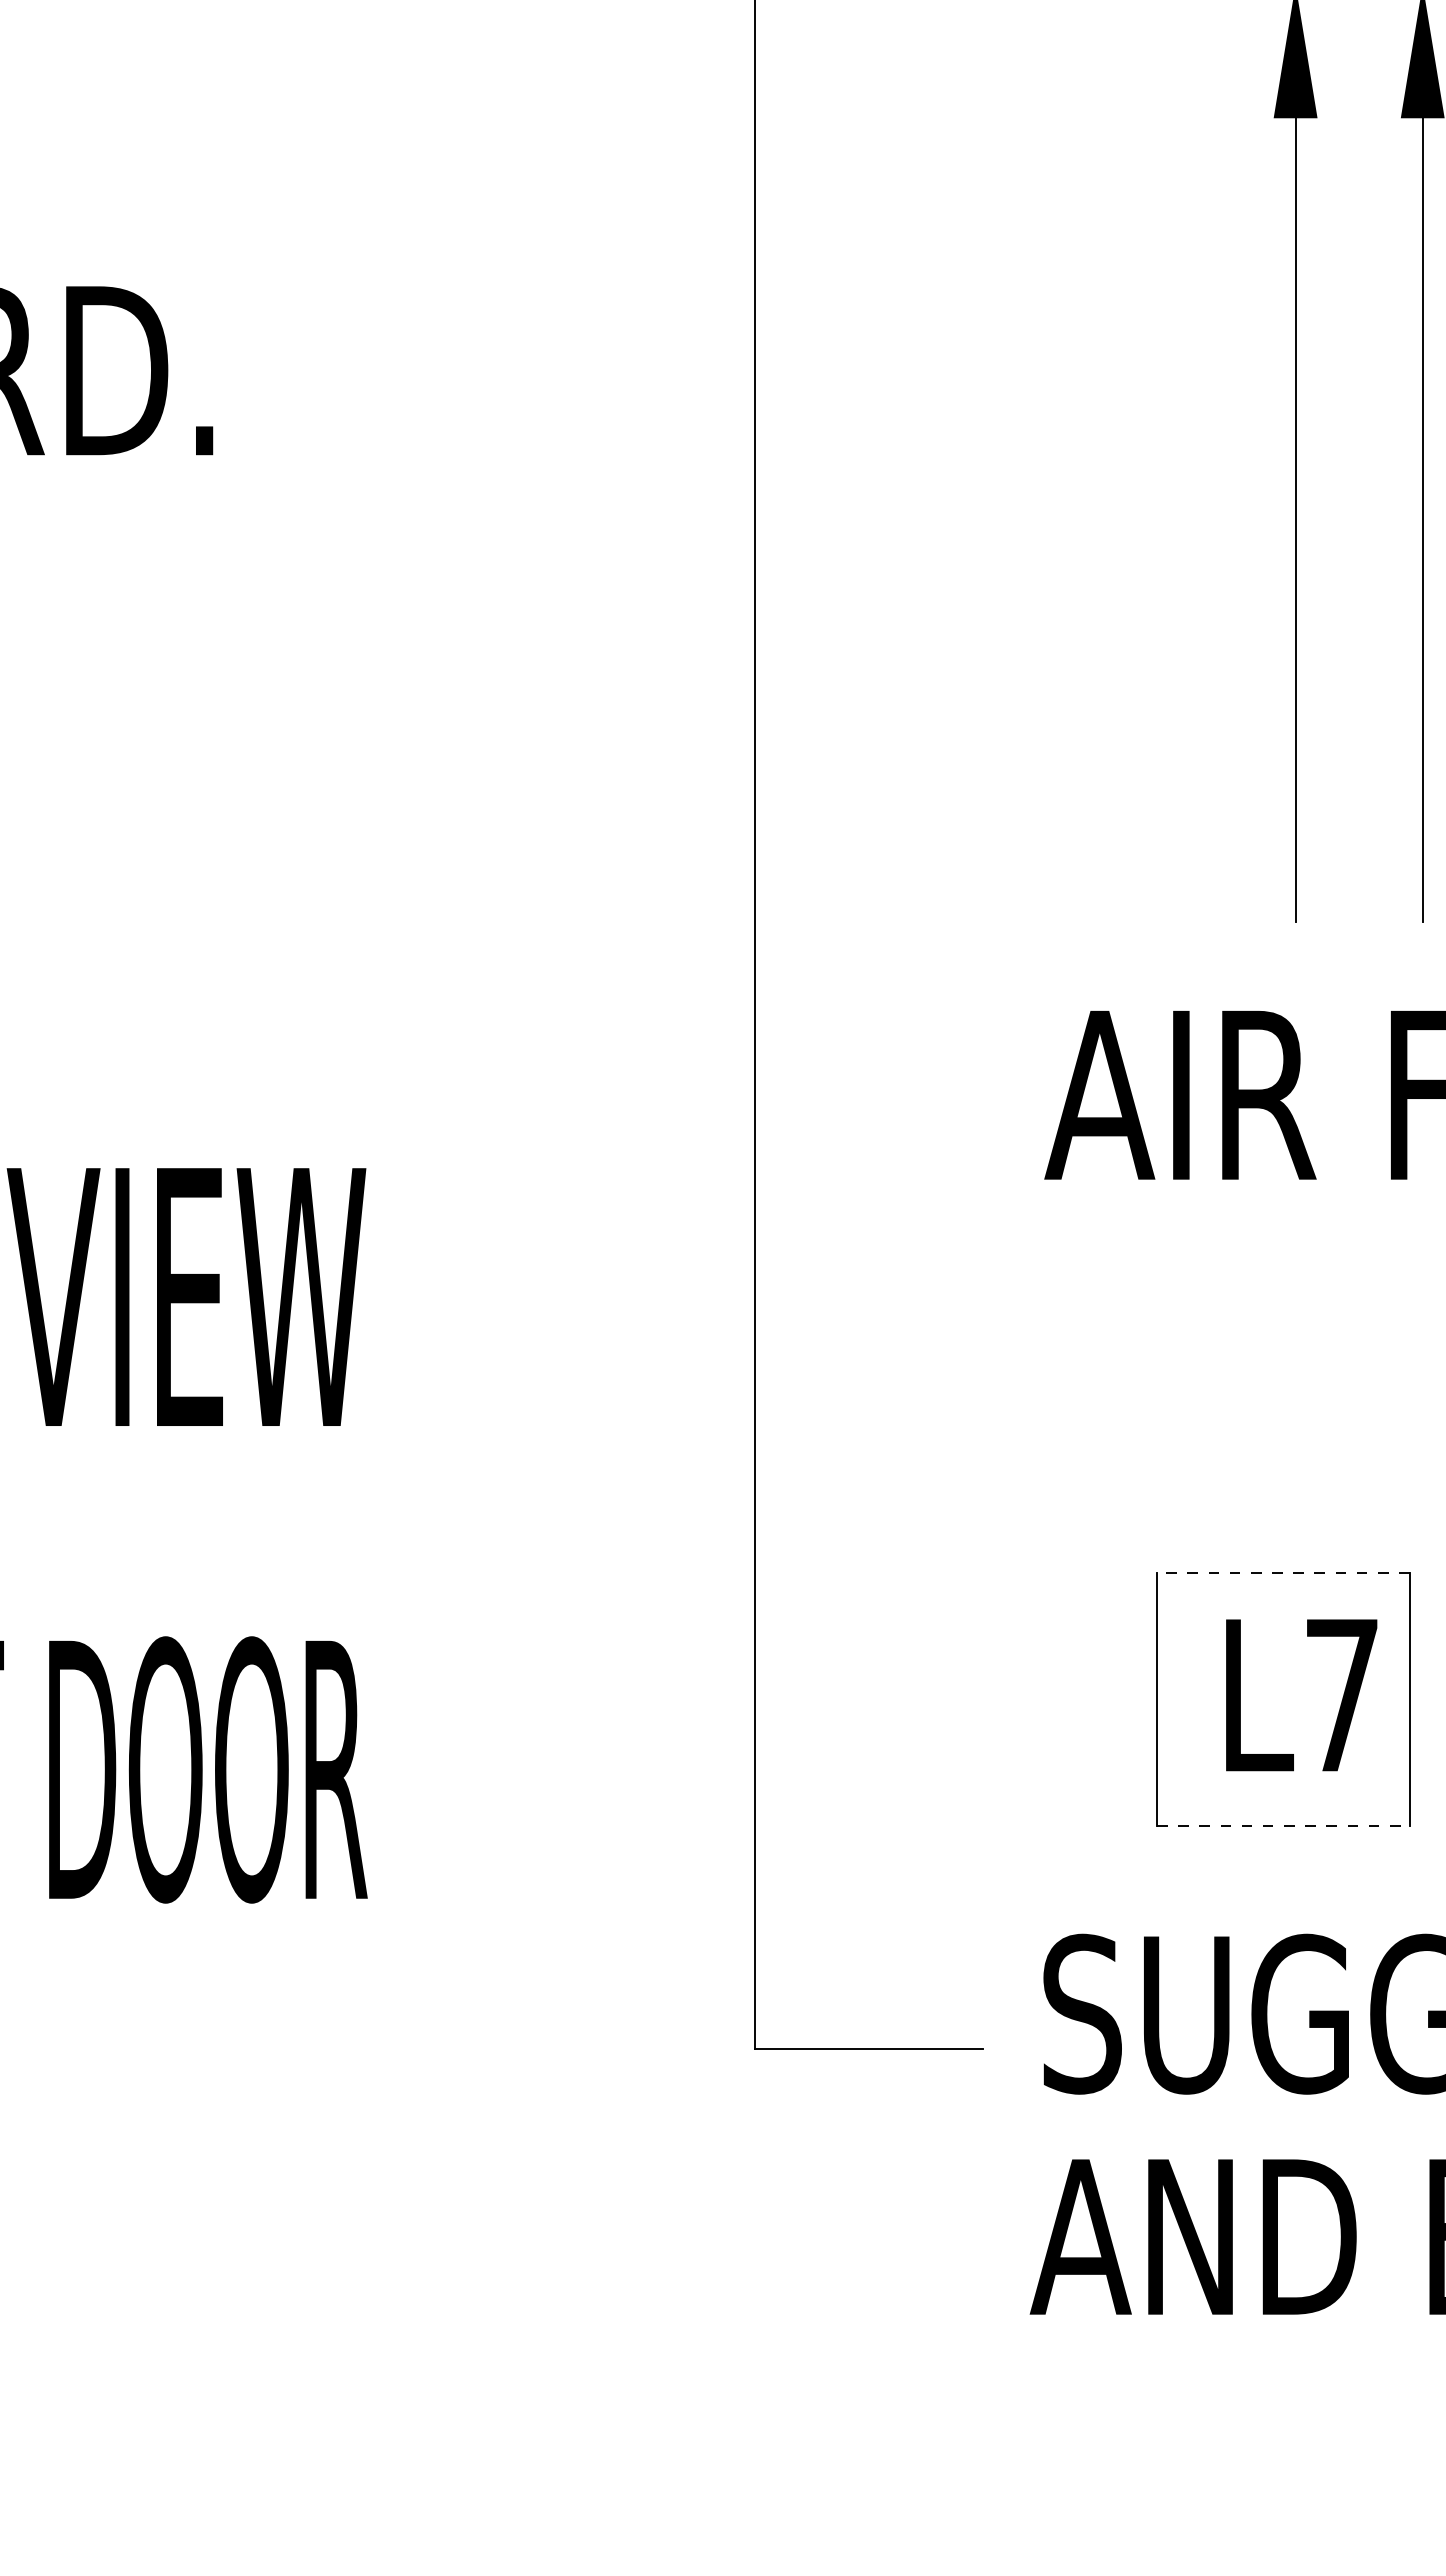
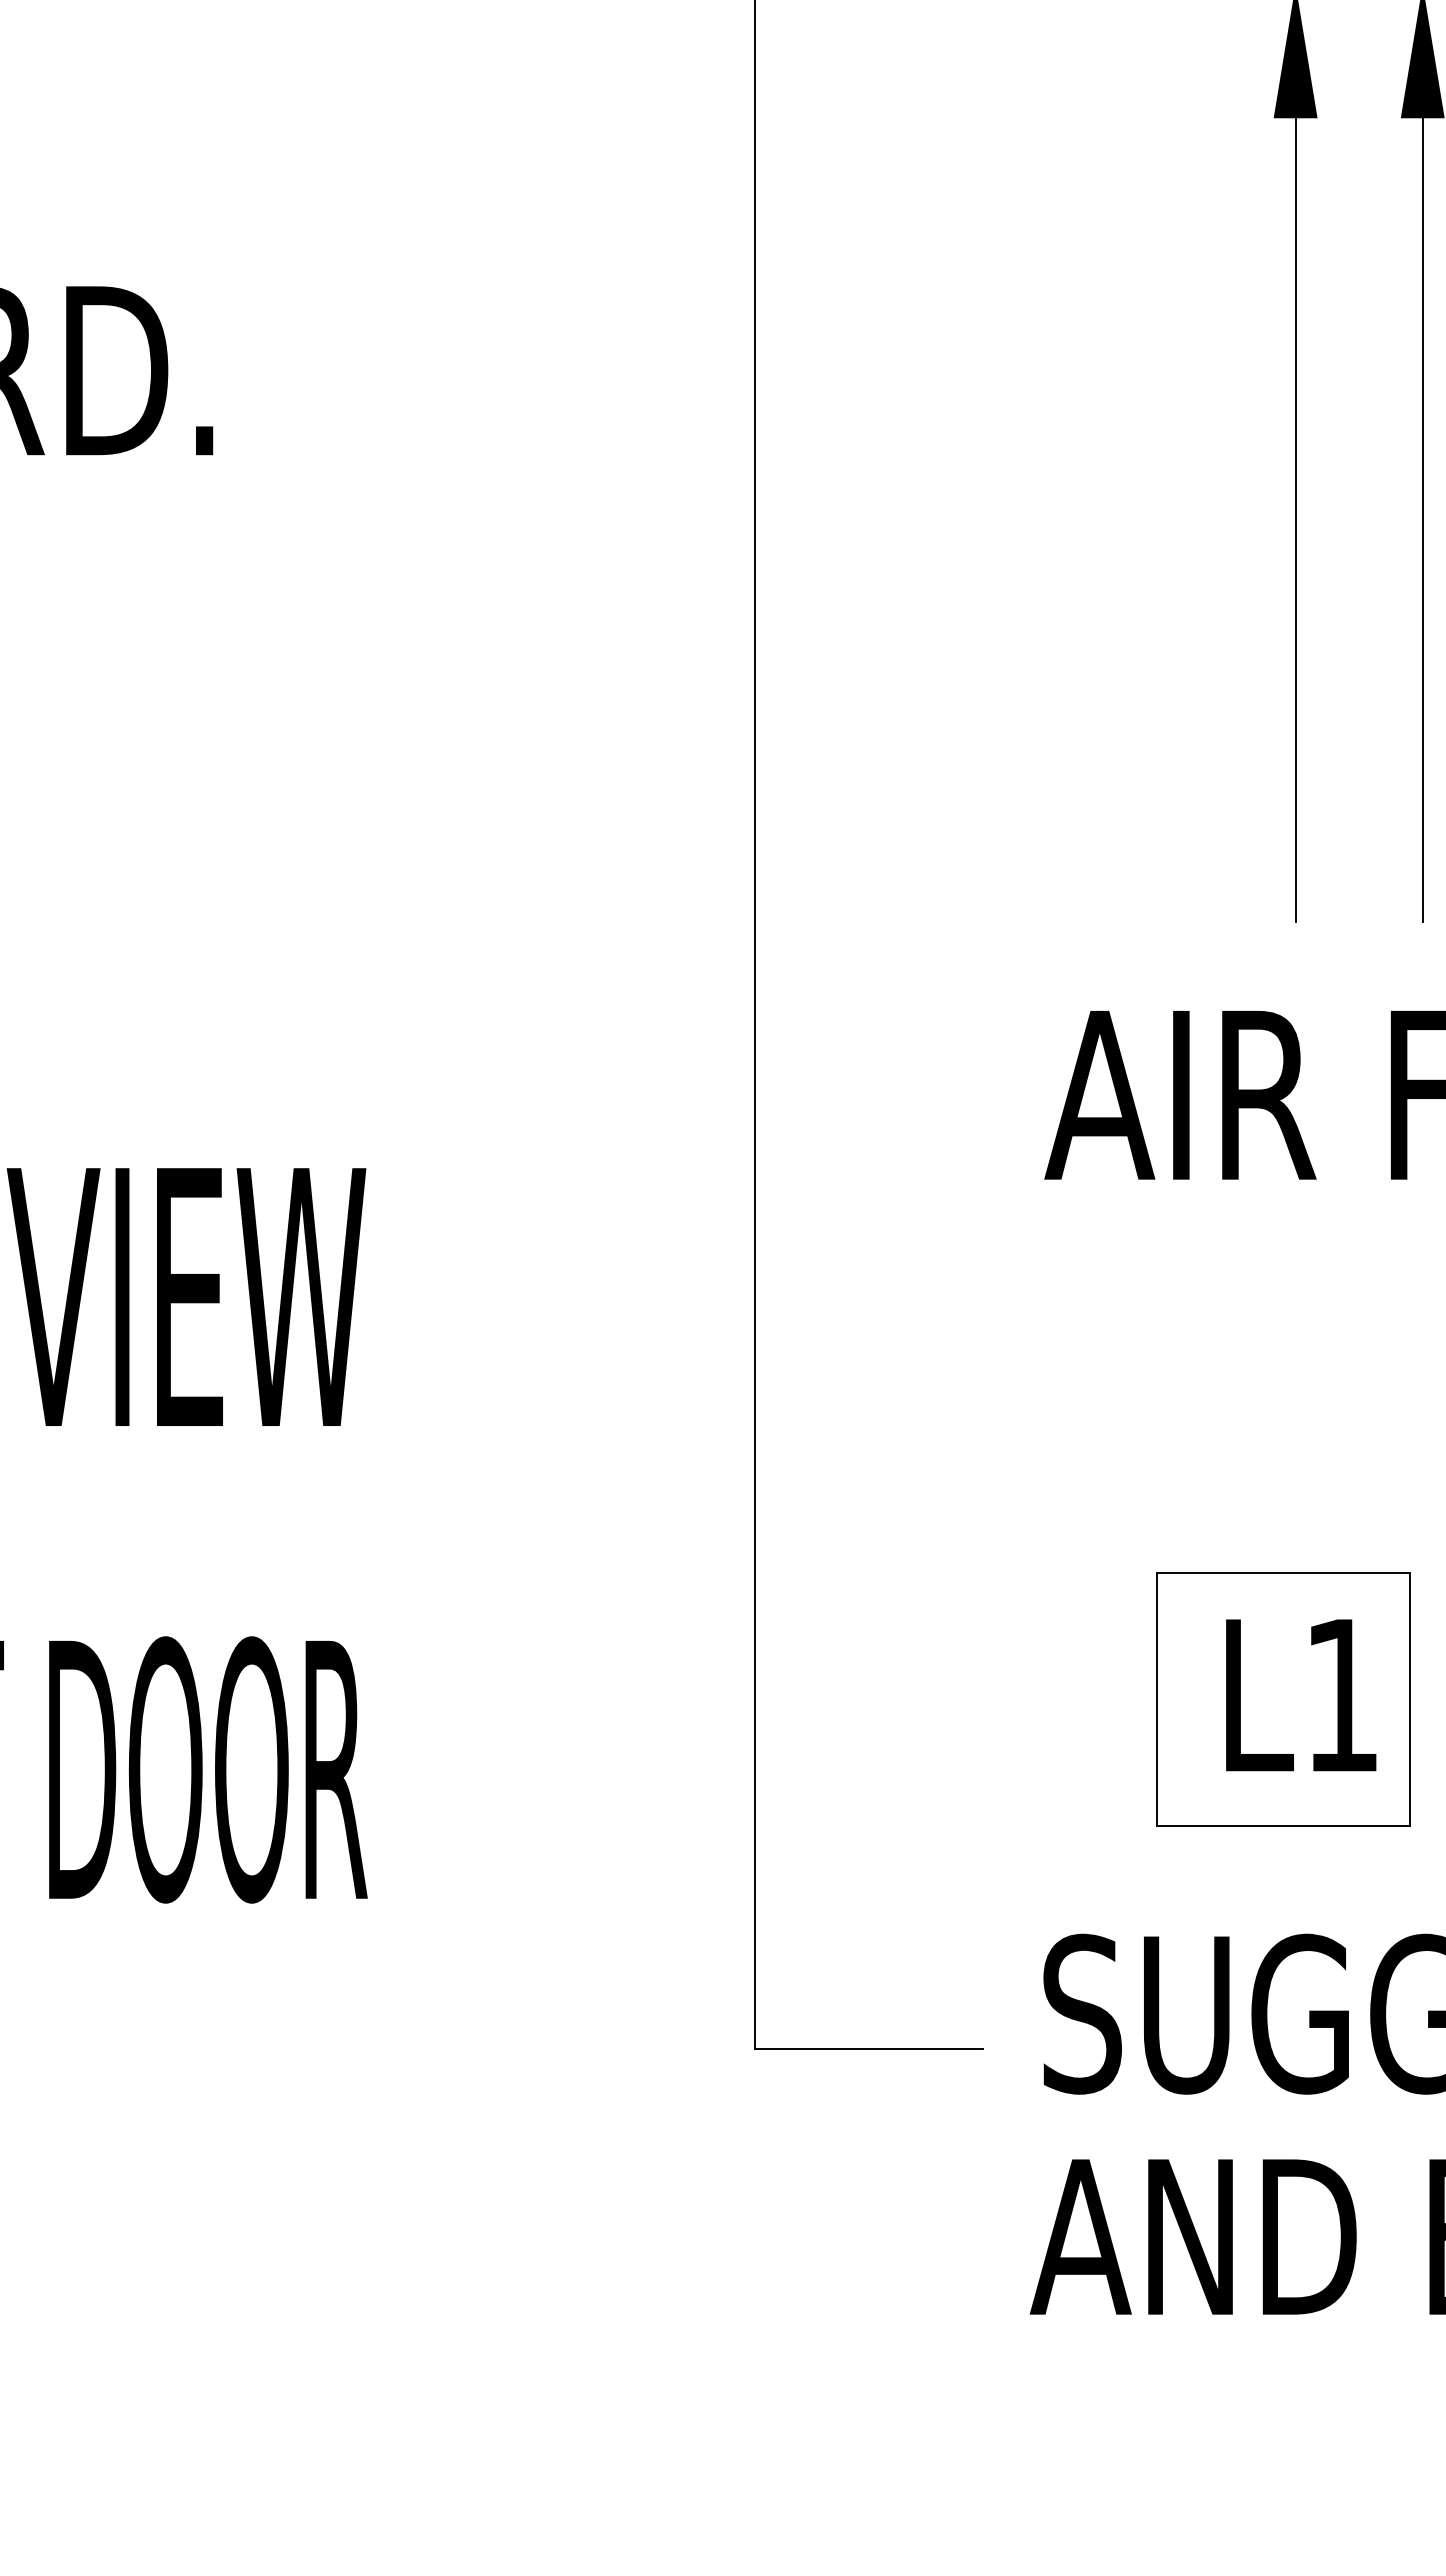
line: dashed -> solid (1282, 1573)
text: L7 -> L1 (1342, 1695)
line: dashed -> solid (1283, 1826)
